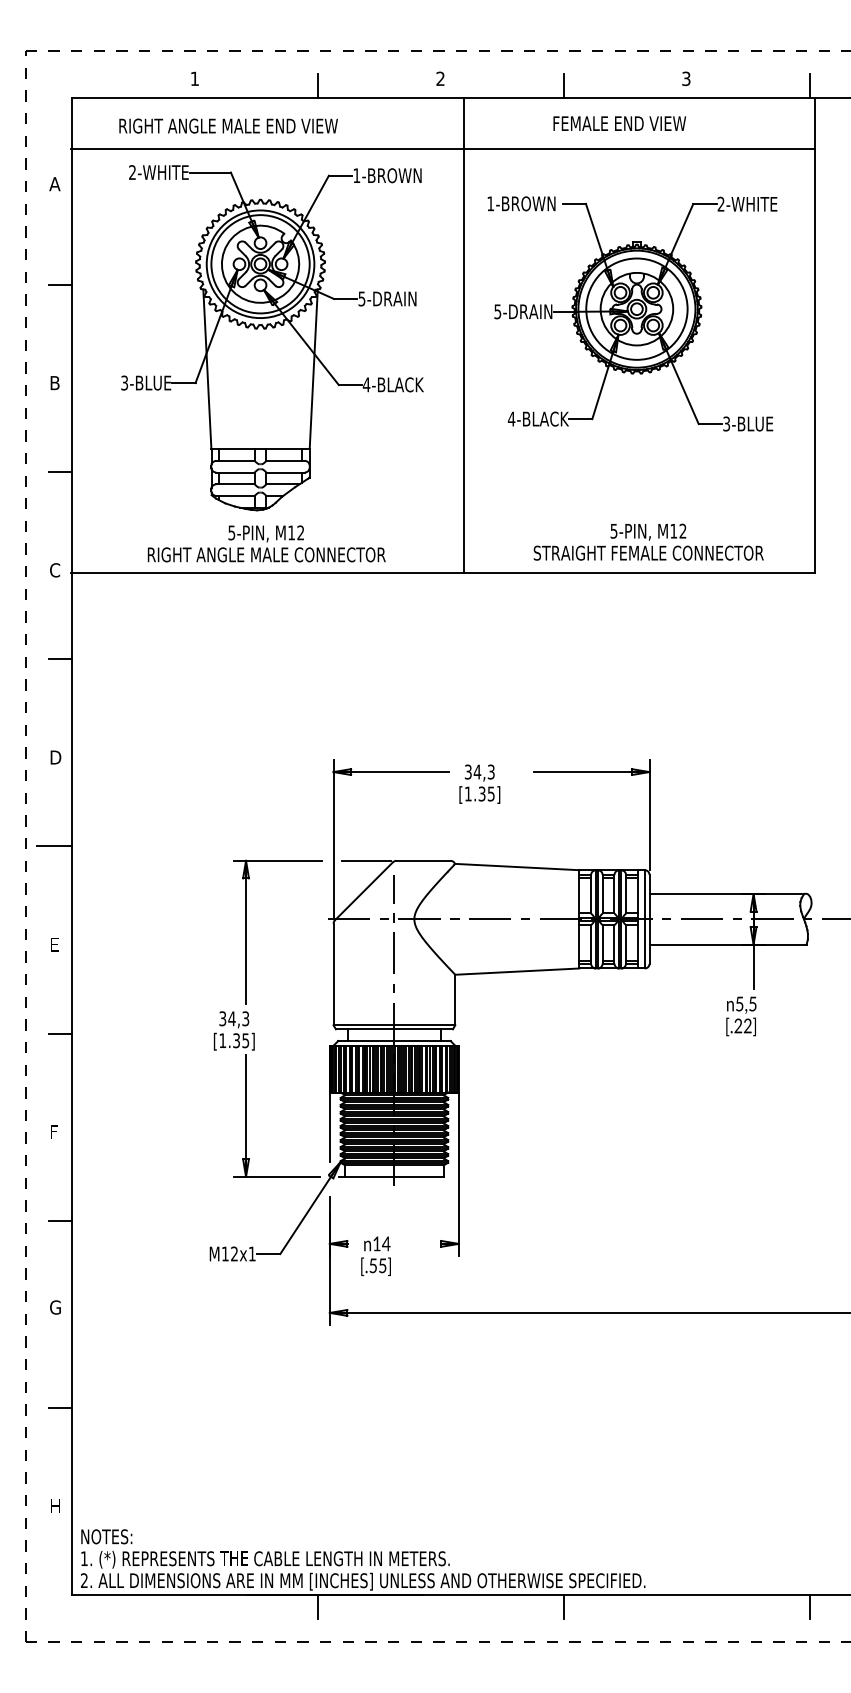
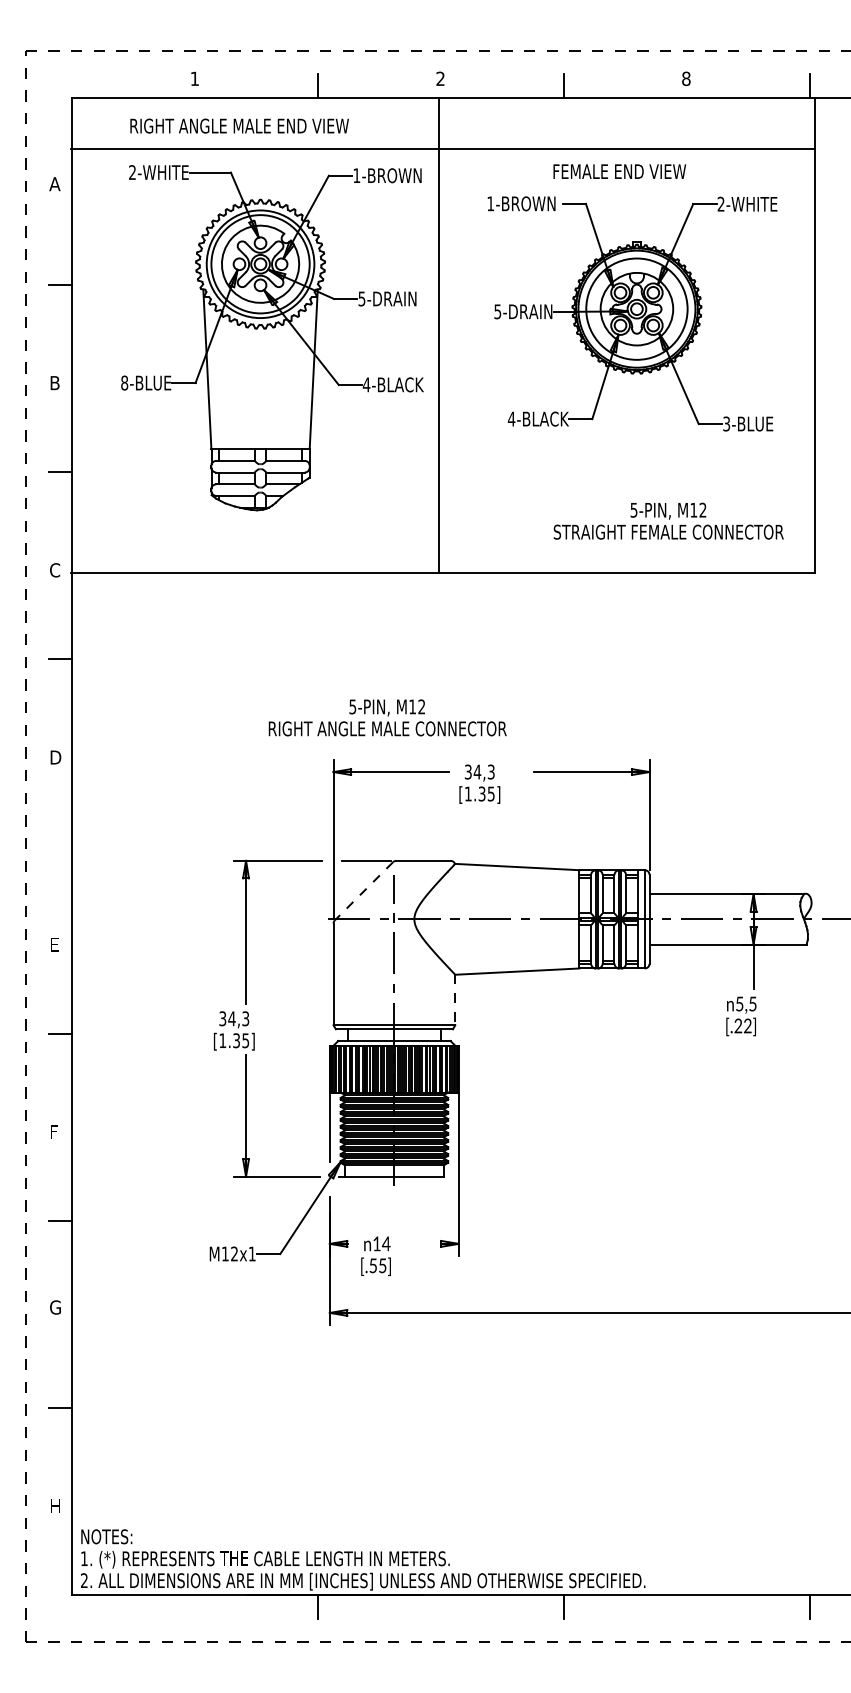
text: 3 -> 8 (686, 78)
text position: (619, 123) -> (619, 171) (619, 171)
text position: (228, 125) -> (239, 125) (239, 125)
line position: (463, 335) -> (438, 335) (438, 335)
text: 3-BLUE -> 8-BLUE (124, 382)
text position: (648, 541) -> (668, 520) (668, 520)
text position: (266, 543) -> (387, 717) (387, 717)
line: present -> none (54, 846)
line: solid -> dashed (363, 891)
line: solid -> dashed (455, 1000)
